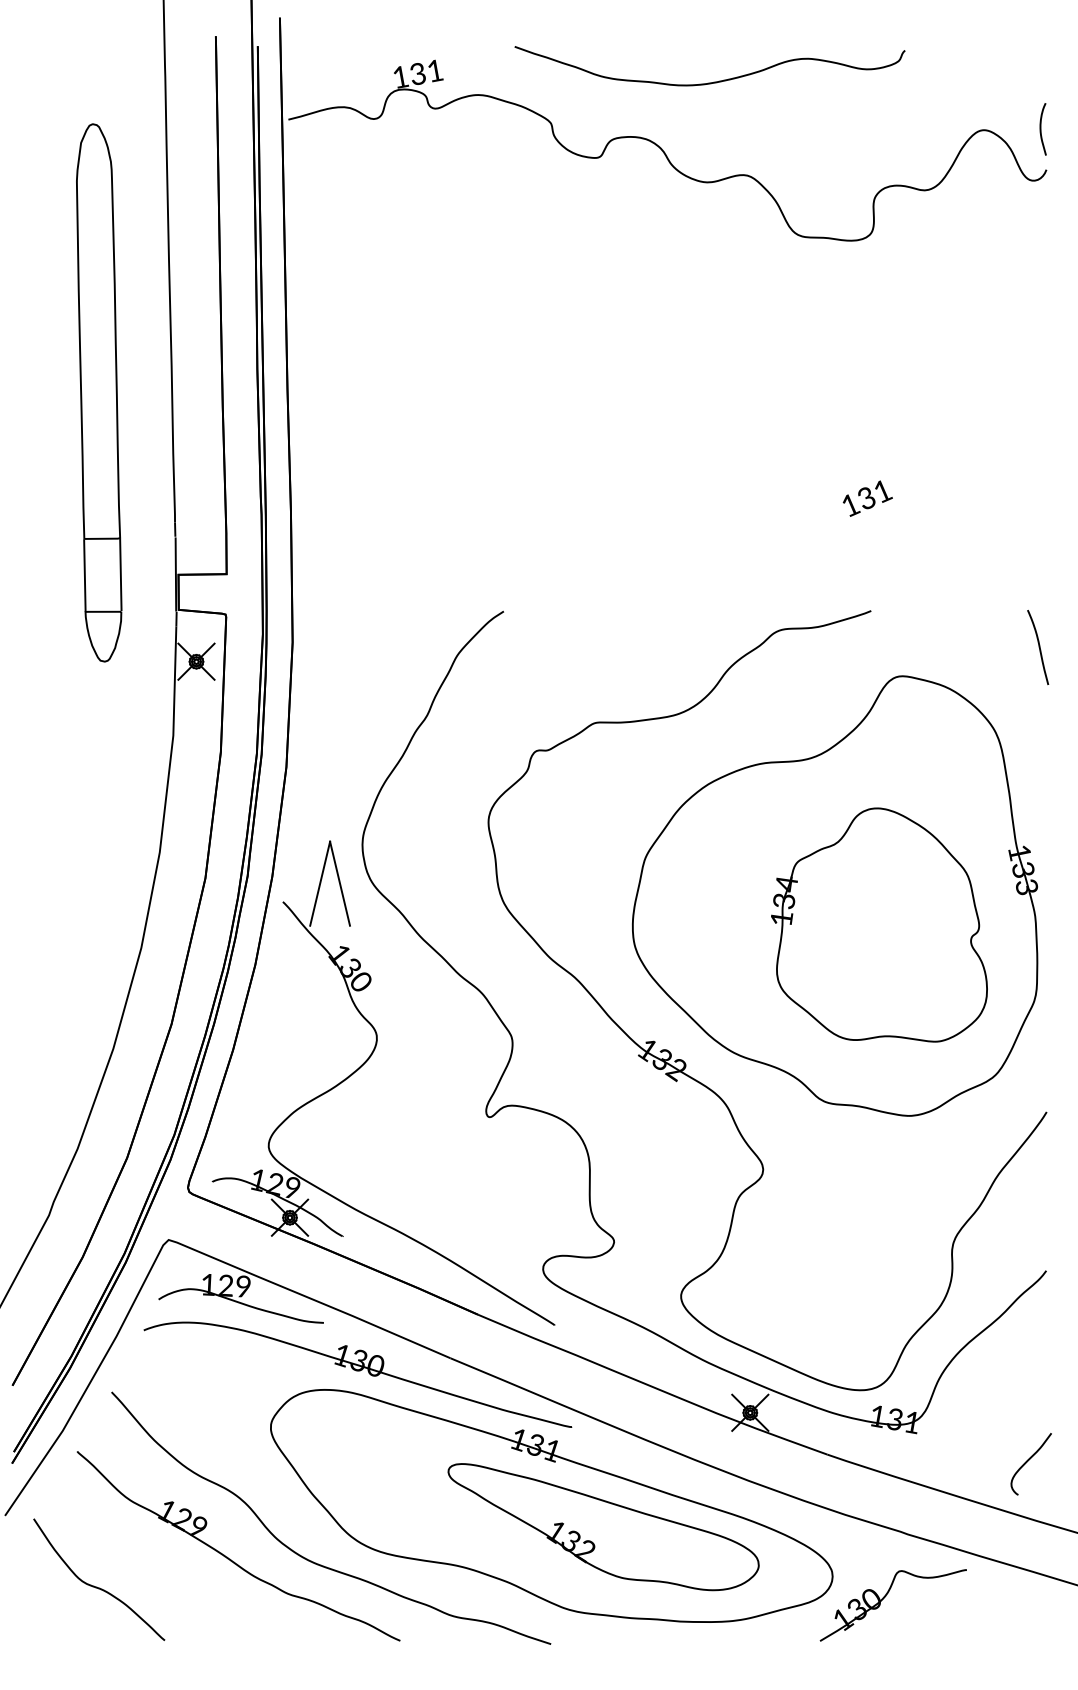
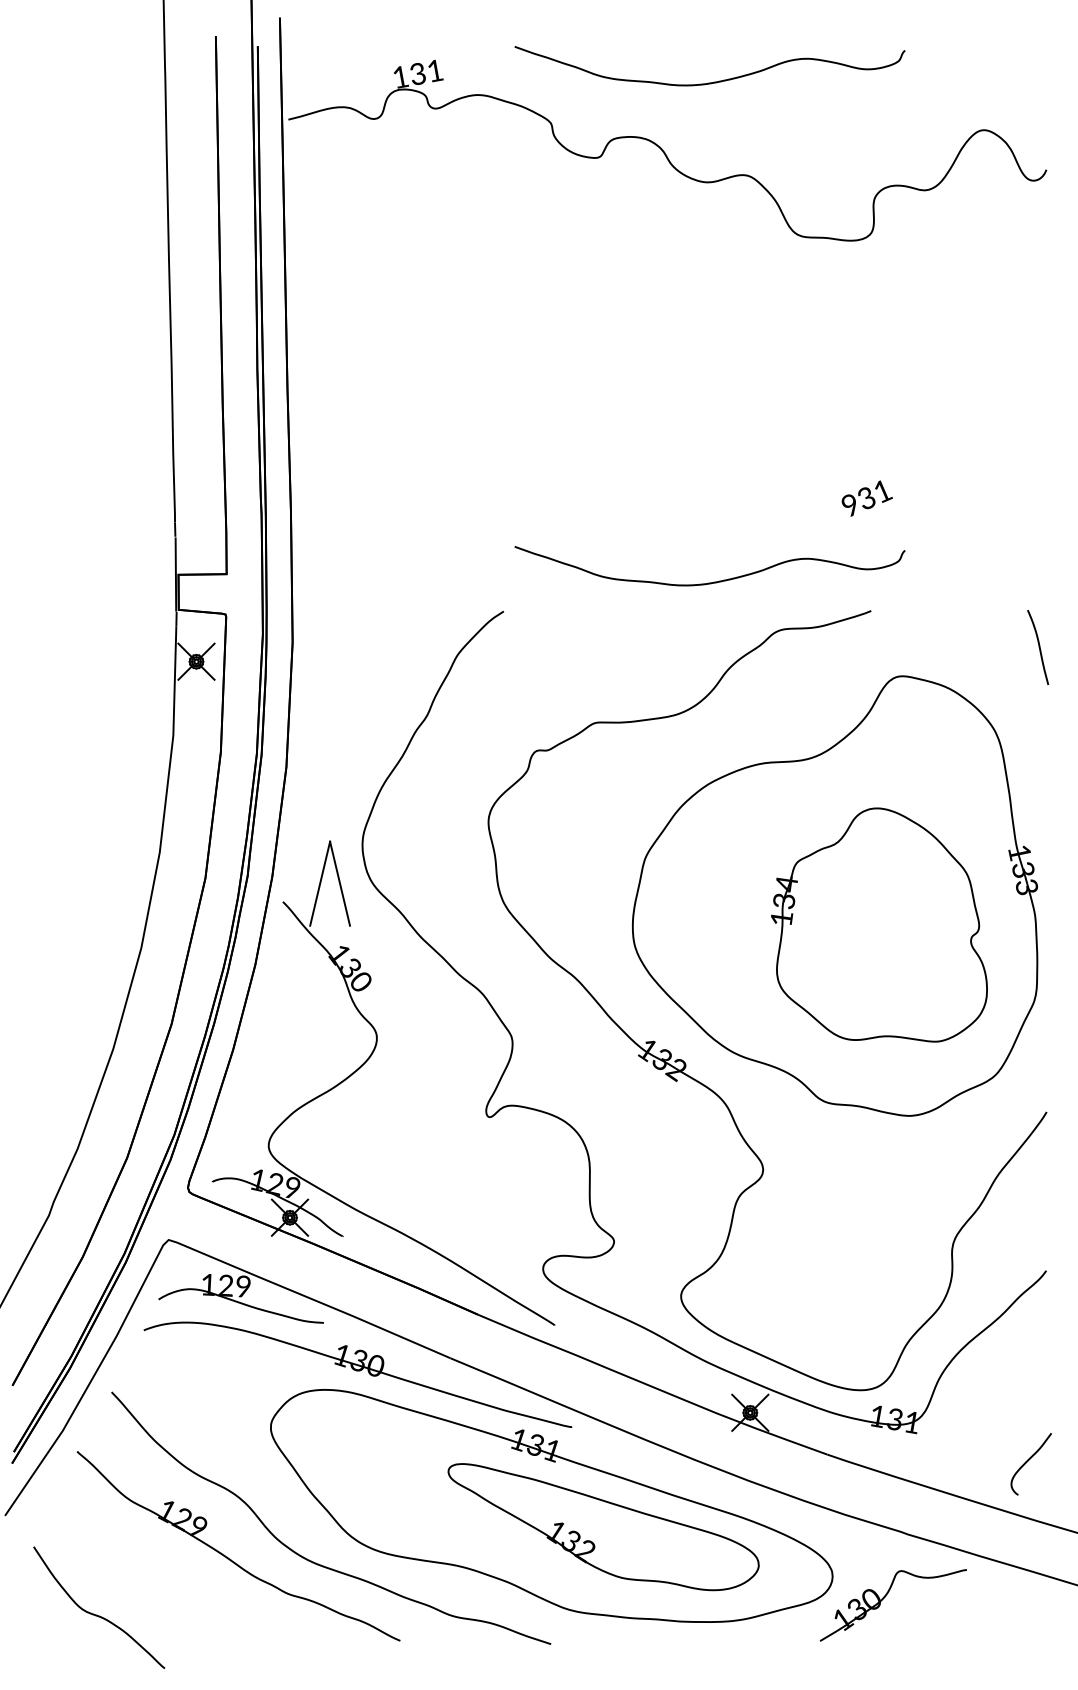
curve: present -> none (1041, 129)
part: present -> none (99, 392)
text: 131 -> 931 (850, 505)
curve: none -> present (713, 581)
part position: (96, 1586) -> (96, 1614) (96, 1614)
